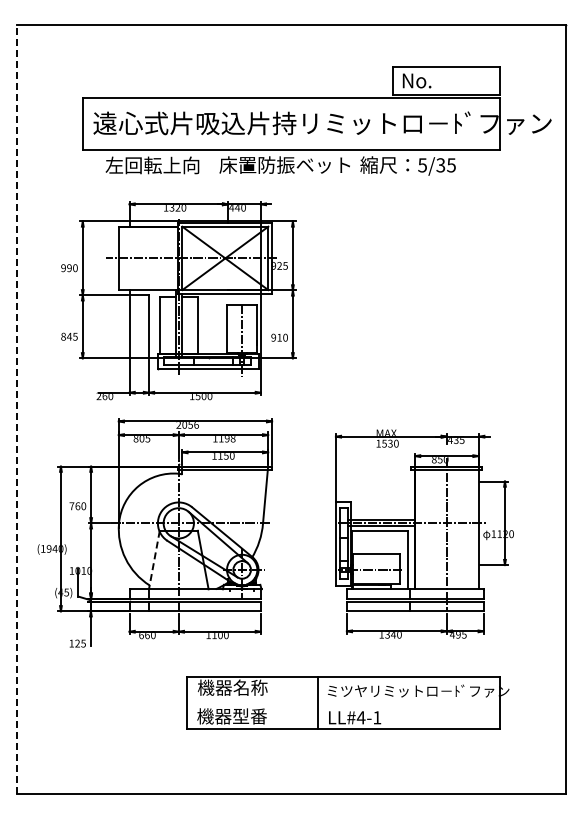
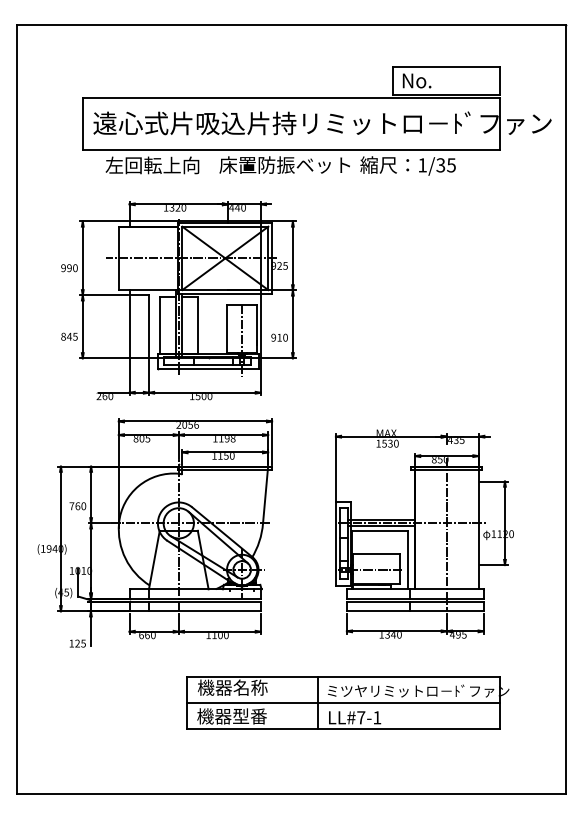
text: 5/35 -> 1/35 (422, 165)
line: dashed -> solid (17, 409)
line: dashed -> solid (154, 560)
line: none -> present (343, 702)
text: LL#4-1 -> LL#7-1 (360, 717)
